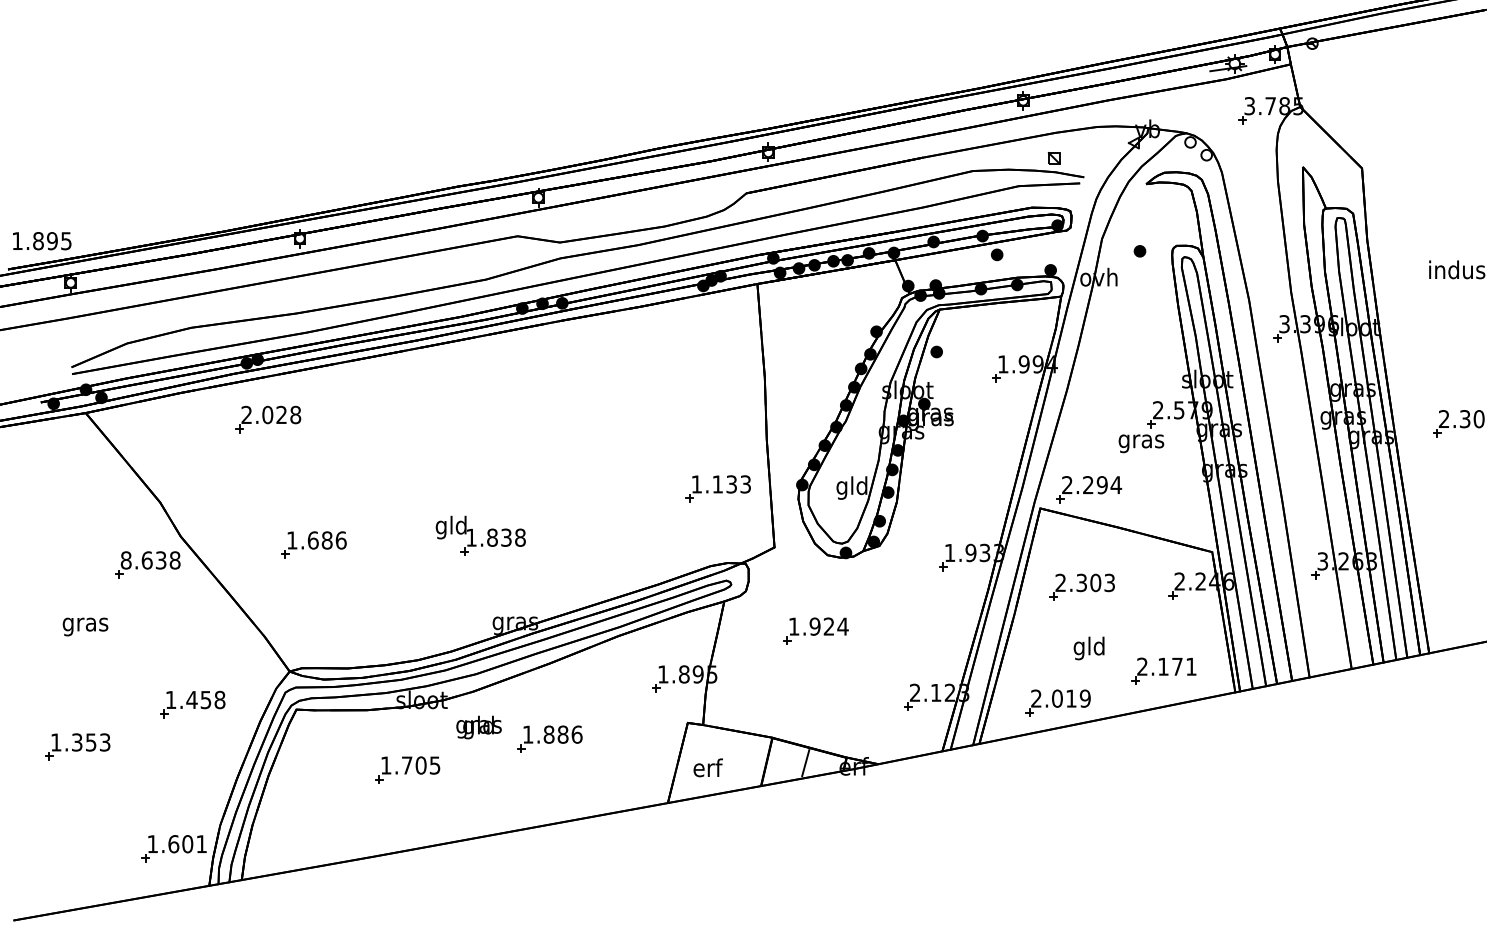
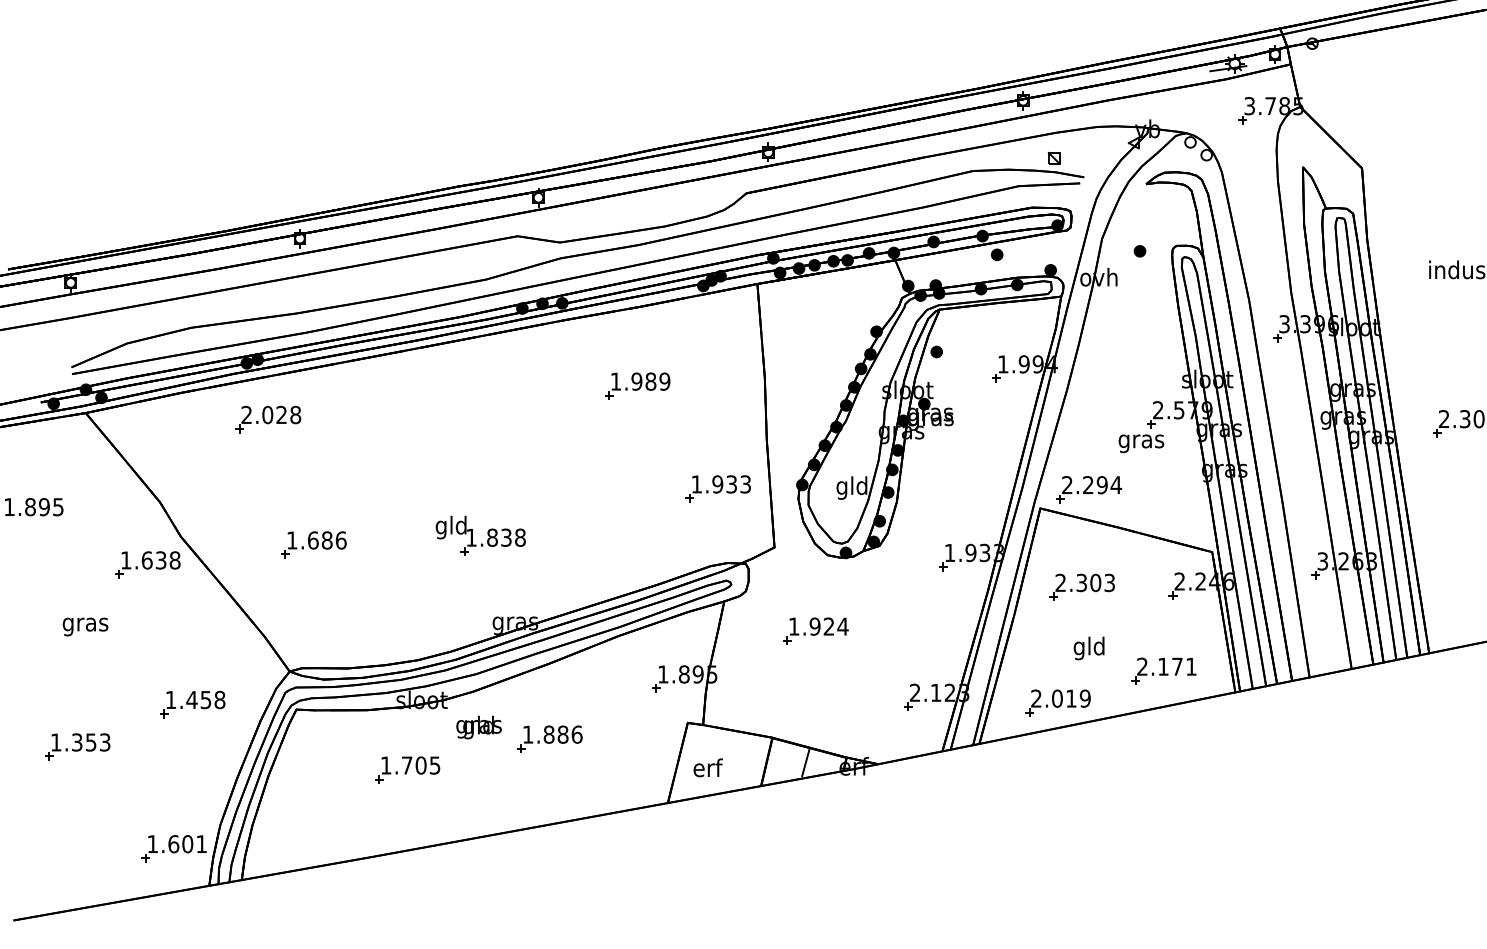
text position: (42, 241) -> (34, 507) (34, 507)
part: none -> present (637, 385)
text: 1.133 -> 1.933 (717, 484)
text: 8.638 -> 1.638 (125, 560)
